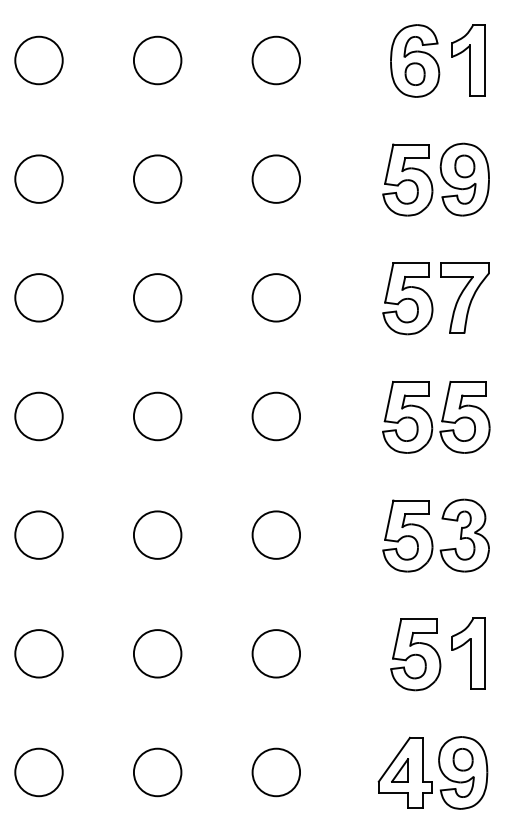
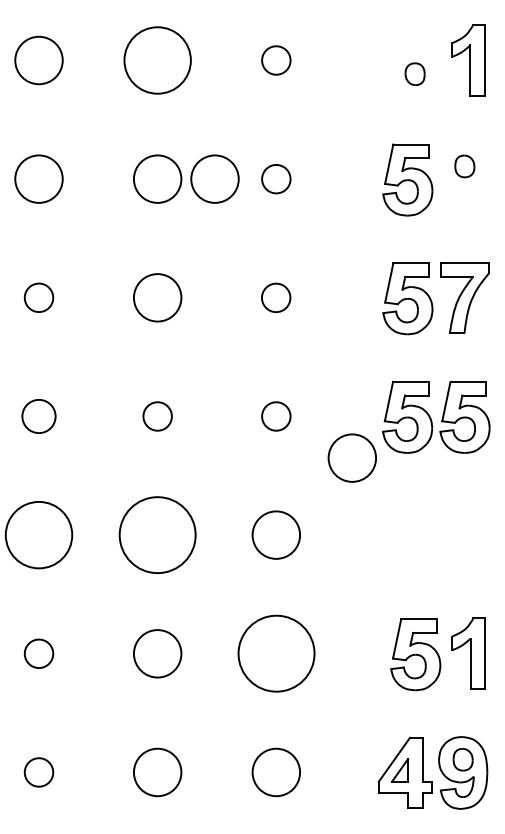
circle diameter: 47 px -> 66 px (157, 60)
circle diameter: 47 px -> 28 px (276, 60)
part: present -> none (415, 60)
circle: none -> present (214, 178)
circle diameter: 47 px -> 28 px (276, 178)
part: present -> none (464, 179)
circle diameter: 47 px -> 28 px (38, 297)
circle size: 50x50 px -> 31x31 px (276, 297)
circle size: 50x51 px -> 36x35 px (38, 416)
circle diameter: 47 px -> 28 px (157, 416)
circle diameter: 47 px -> 28 px (276, 416)
circle: none -> present (351, 457)
circle diameter: 47 px -> 66 px (38, 534)
circle diameter: 47 px -> 76 px (157, 535)
part: present -> none (435, 535)
circle diameter: 47 px -> 28 px (38, 653)
circle size: 50x50 px -> 79x79 px (276, 653)
circle diameter: 47 px -> 28 px (38, 772)
